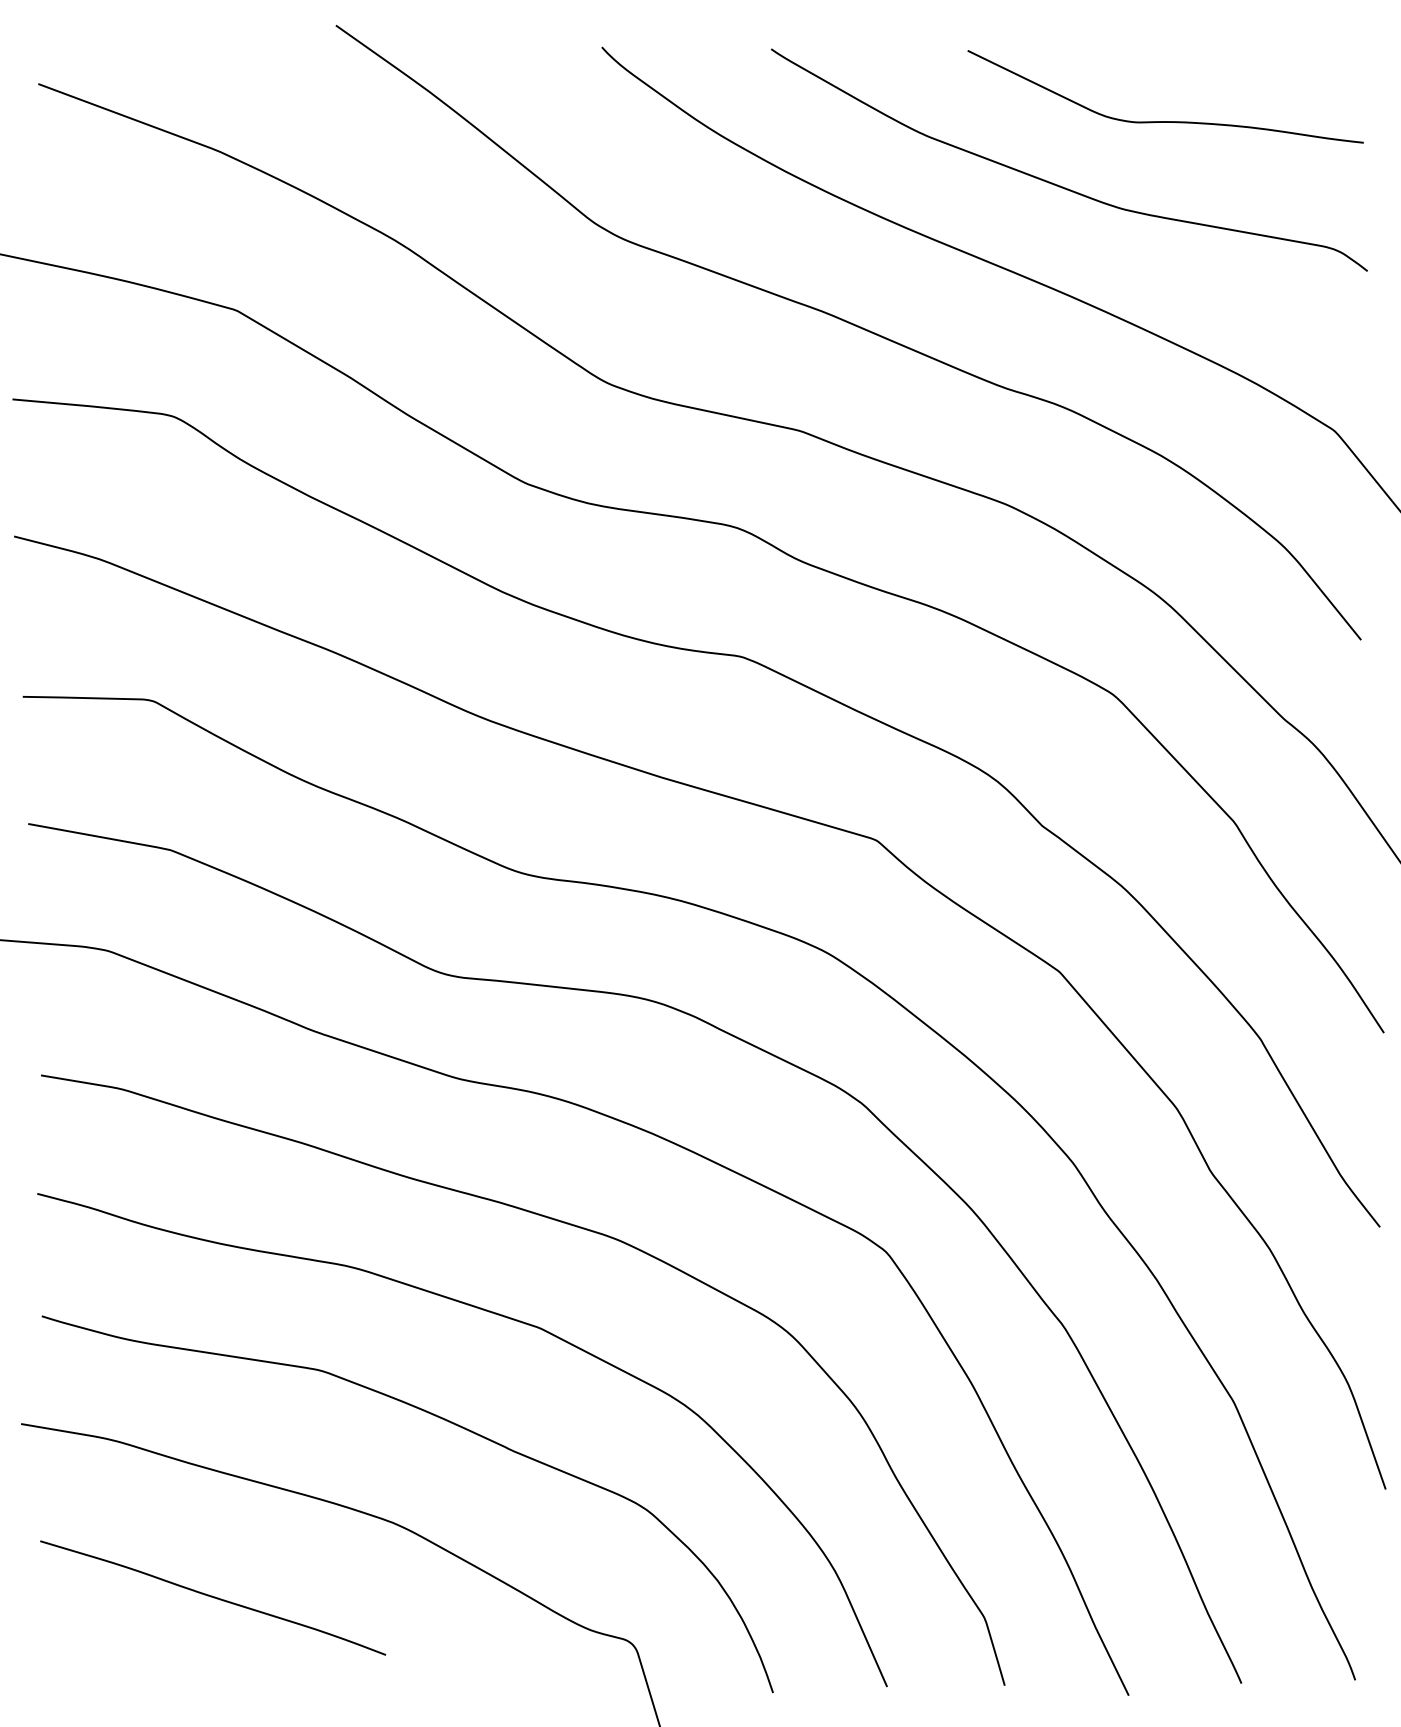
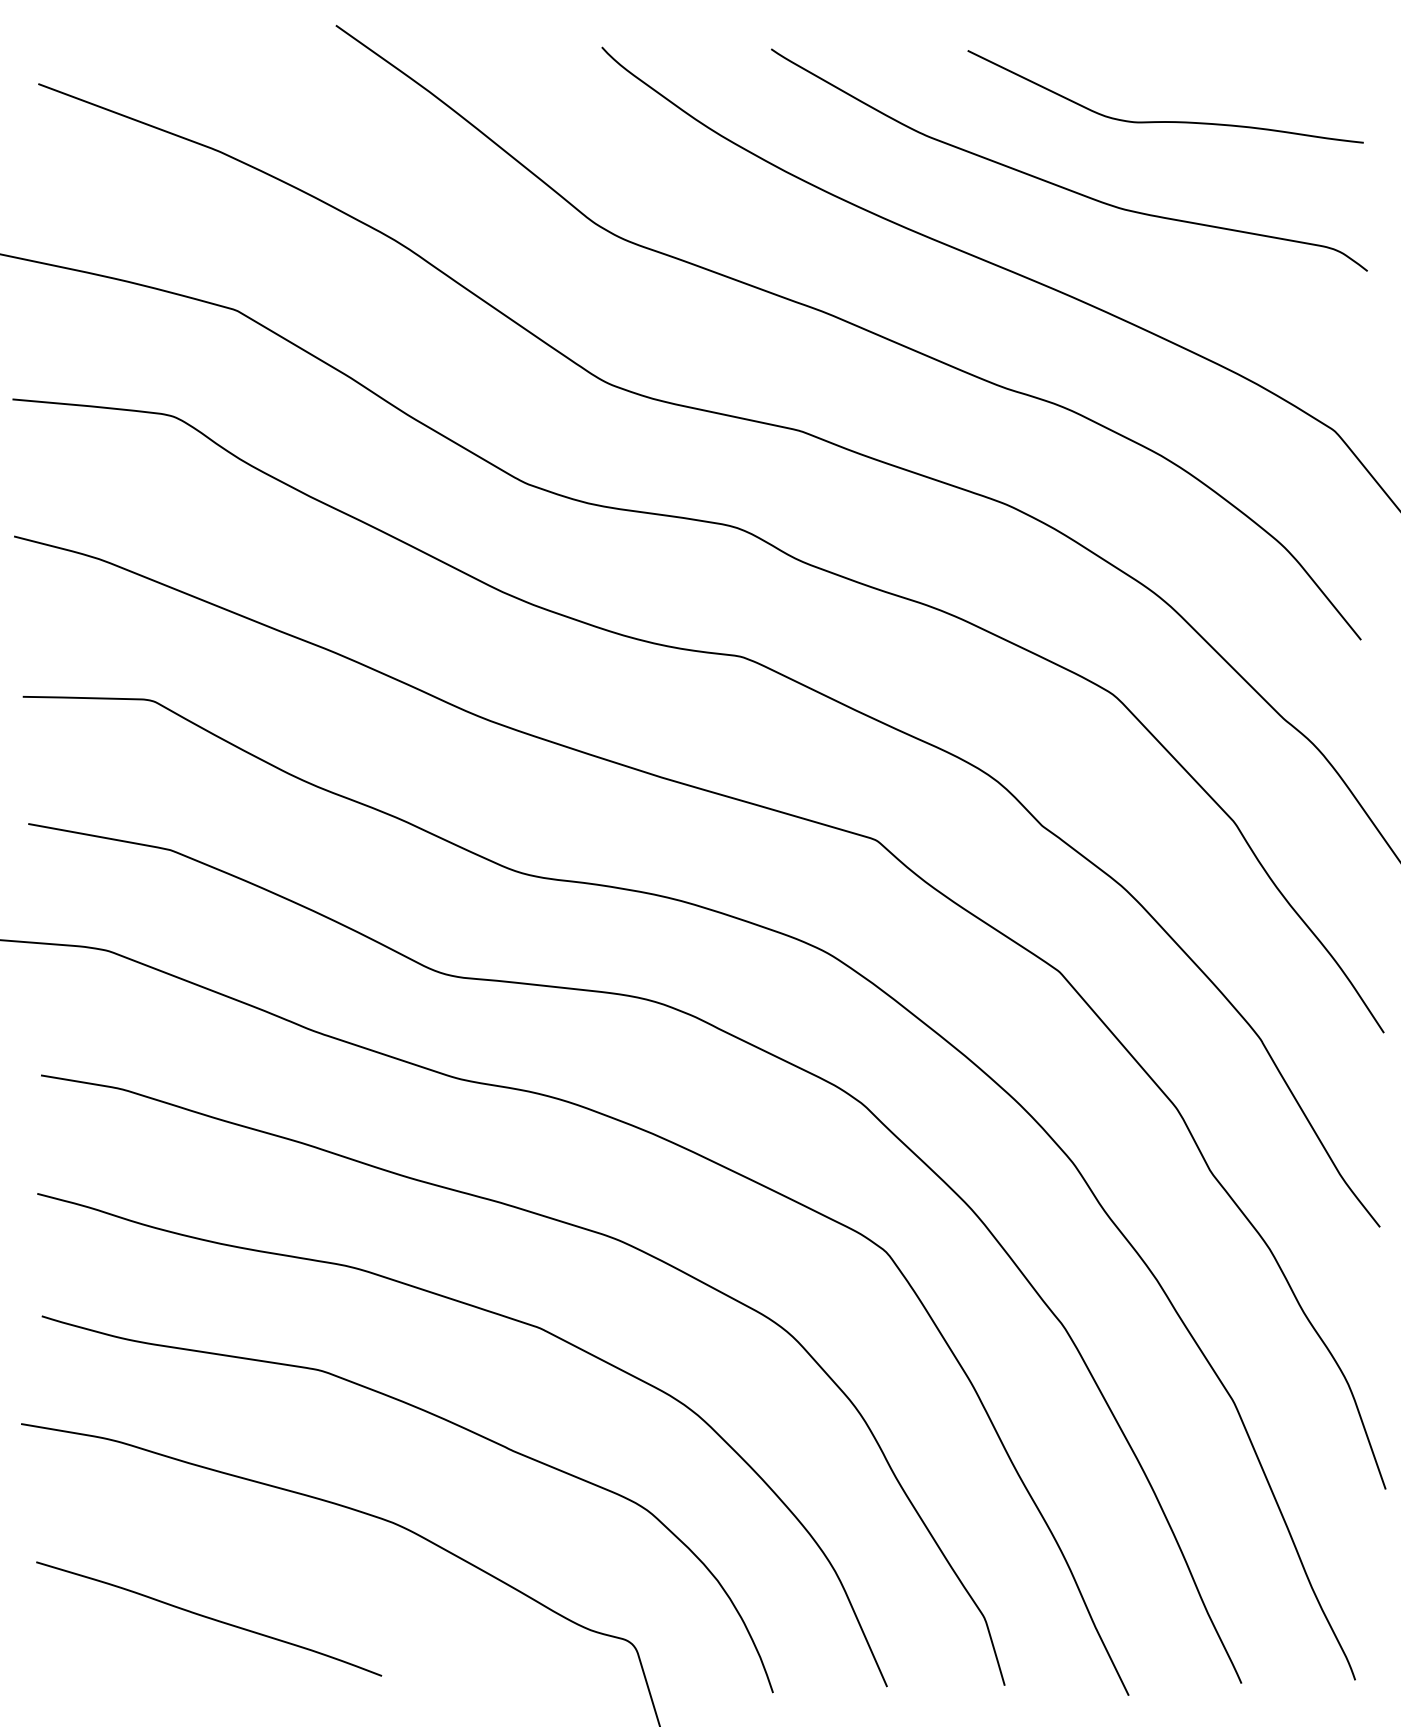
curve position: (213, 1597) -> (209, 1618) (209, 1618)
